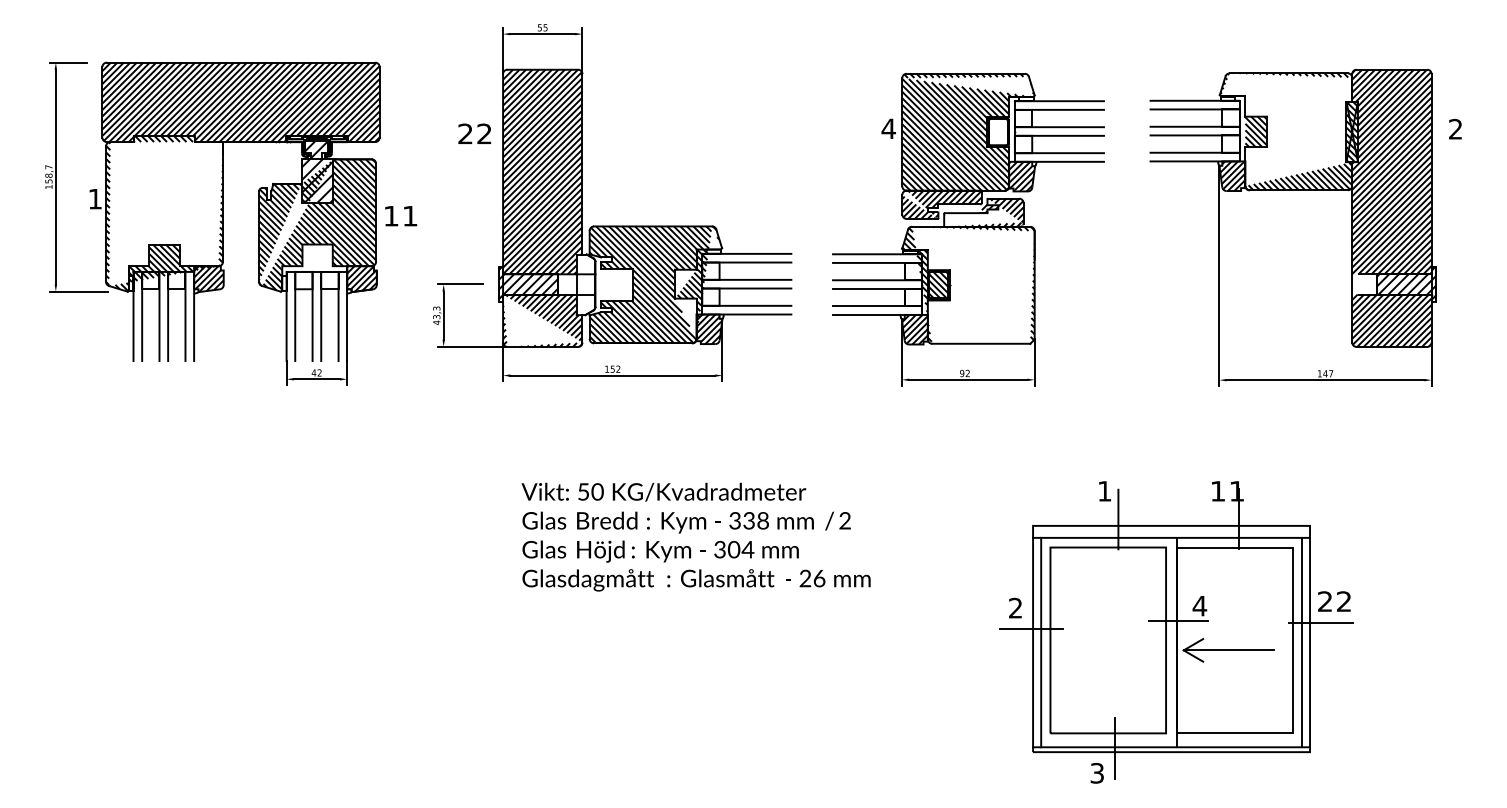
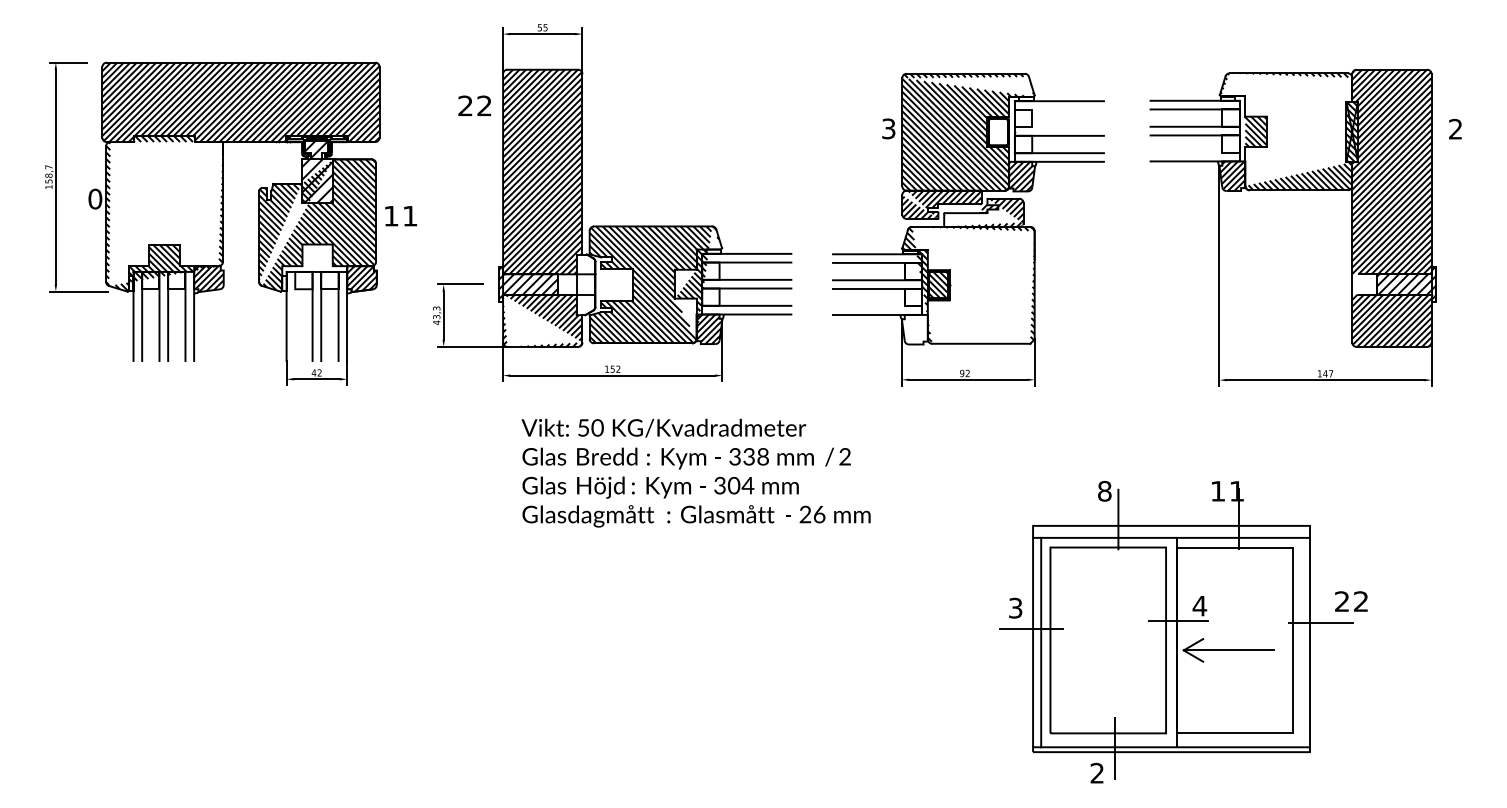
line: present -> none (1058, 109)
line: present -> none (1058, 127)
text: 4 -> 3 (888, 128)
text position: (474, 133) -> (474, 105) (474, 105)
line: present -> none (1194, 152)
text: 1 -> 0 (95, 198)
line: present -> none (877, 306)
line: present -> none (295, 316)
hatch: present -> none (914, 329)
text: 1 -> 8 (1104, 490)
text position: (695, 536) -> (695, 472) (695, 472)
text position: (1334, 601) -> (1351, 601) (1351, 601)
text: 2 -> 3 (1015, 608)
line: present -> none (1301, 642)
text: 3 -> 2 (1096, 773)
